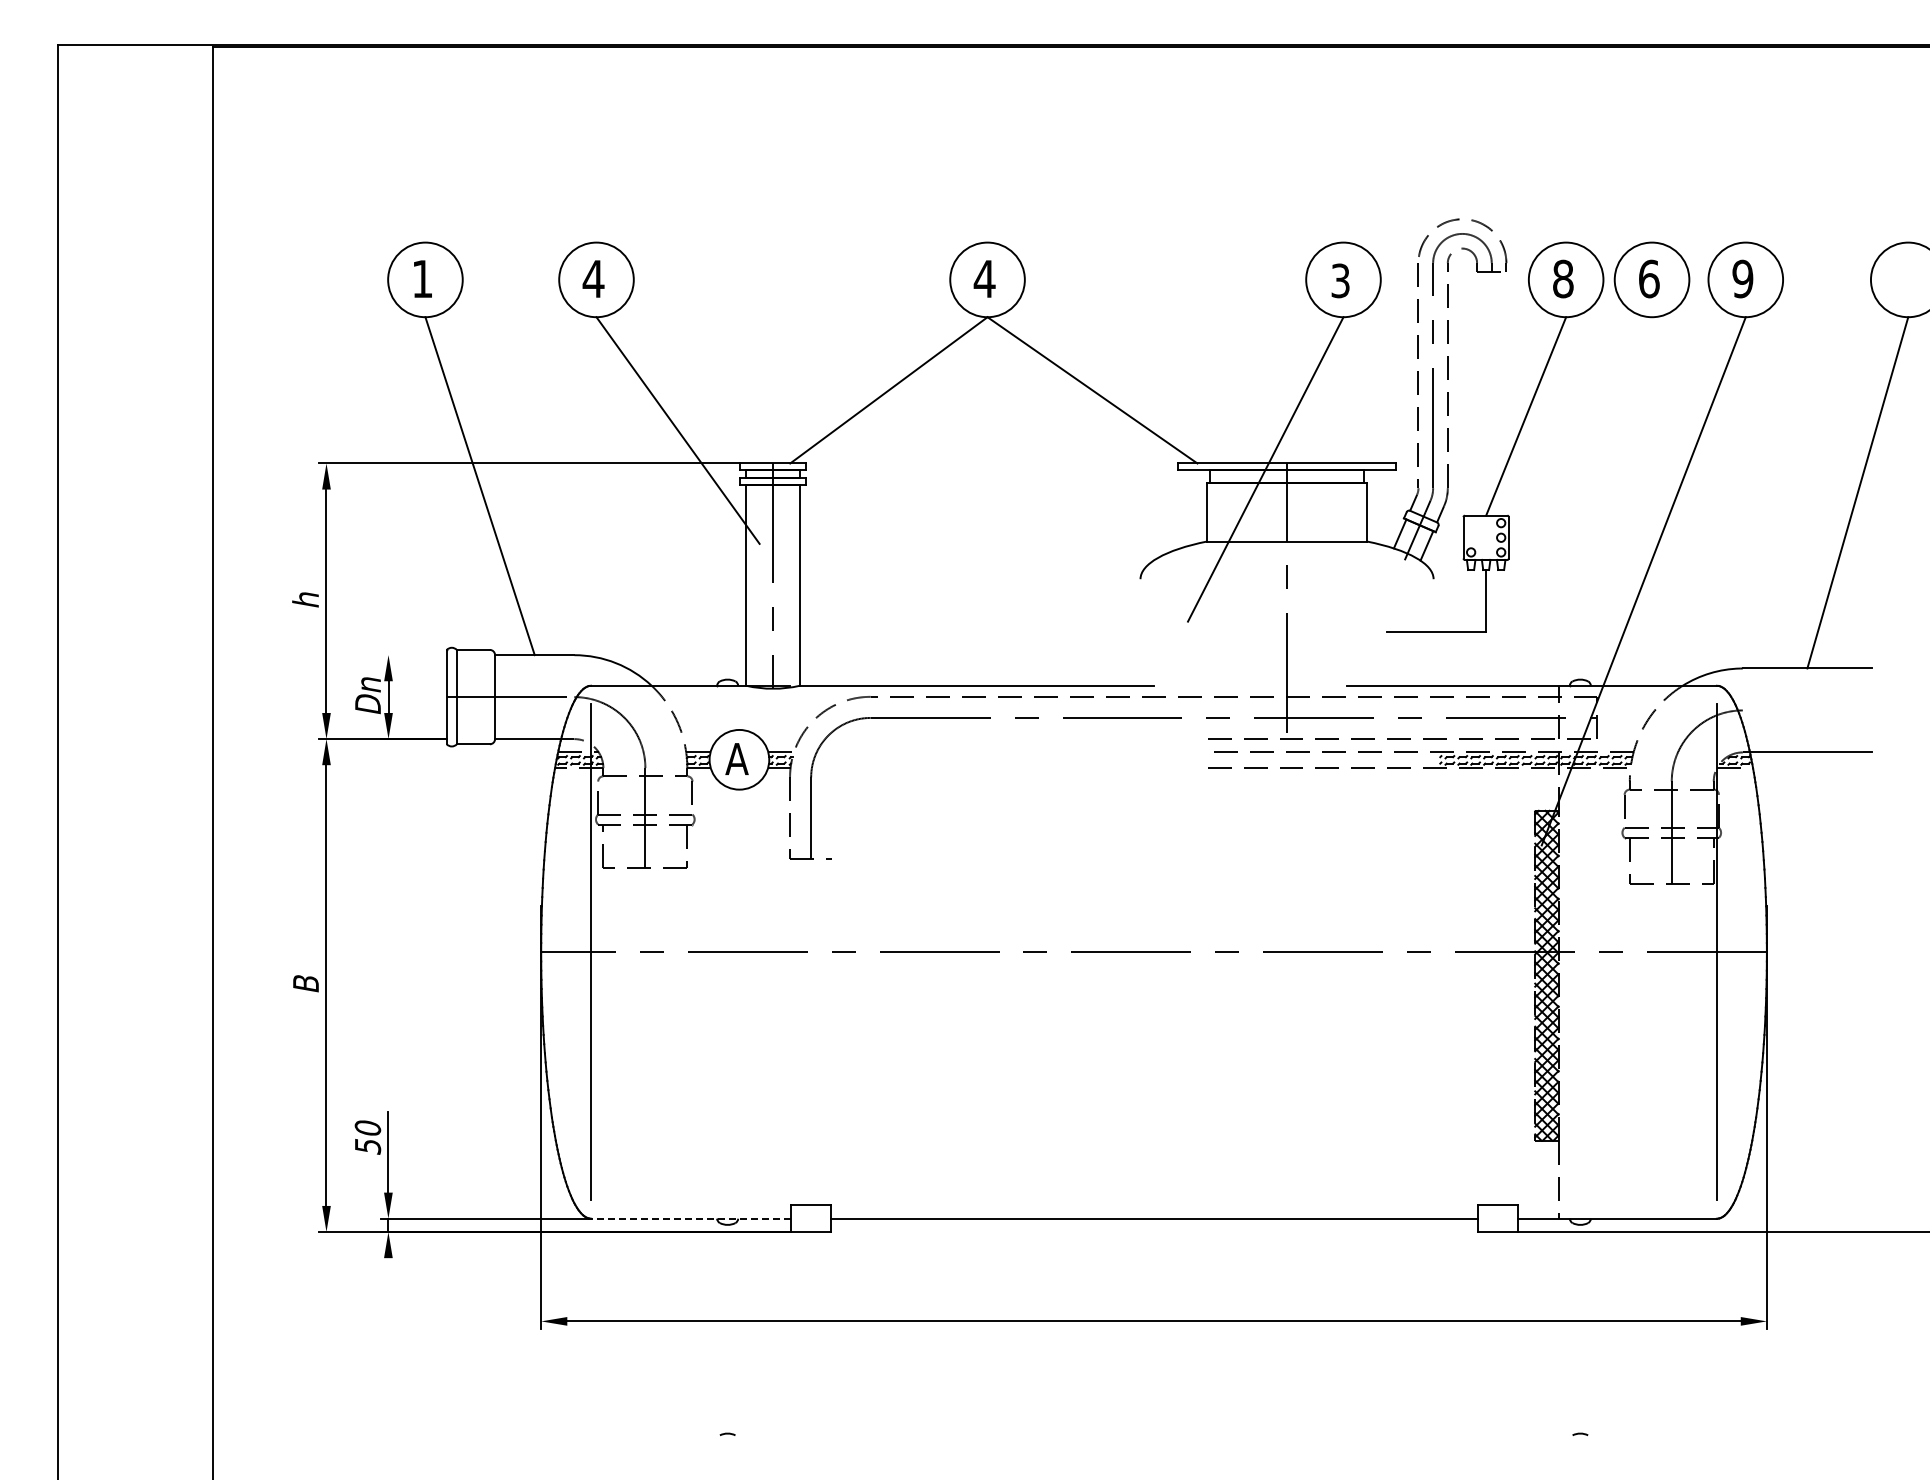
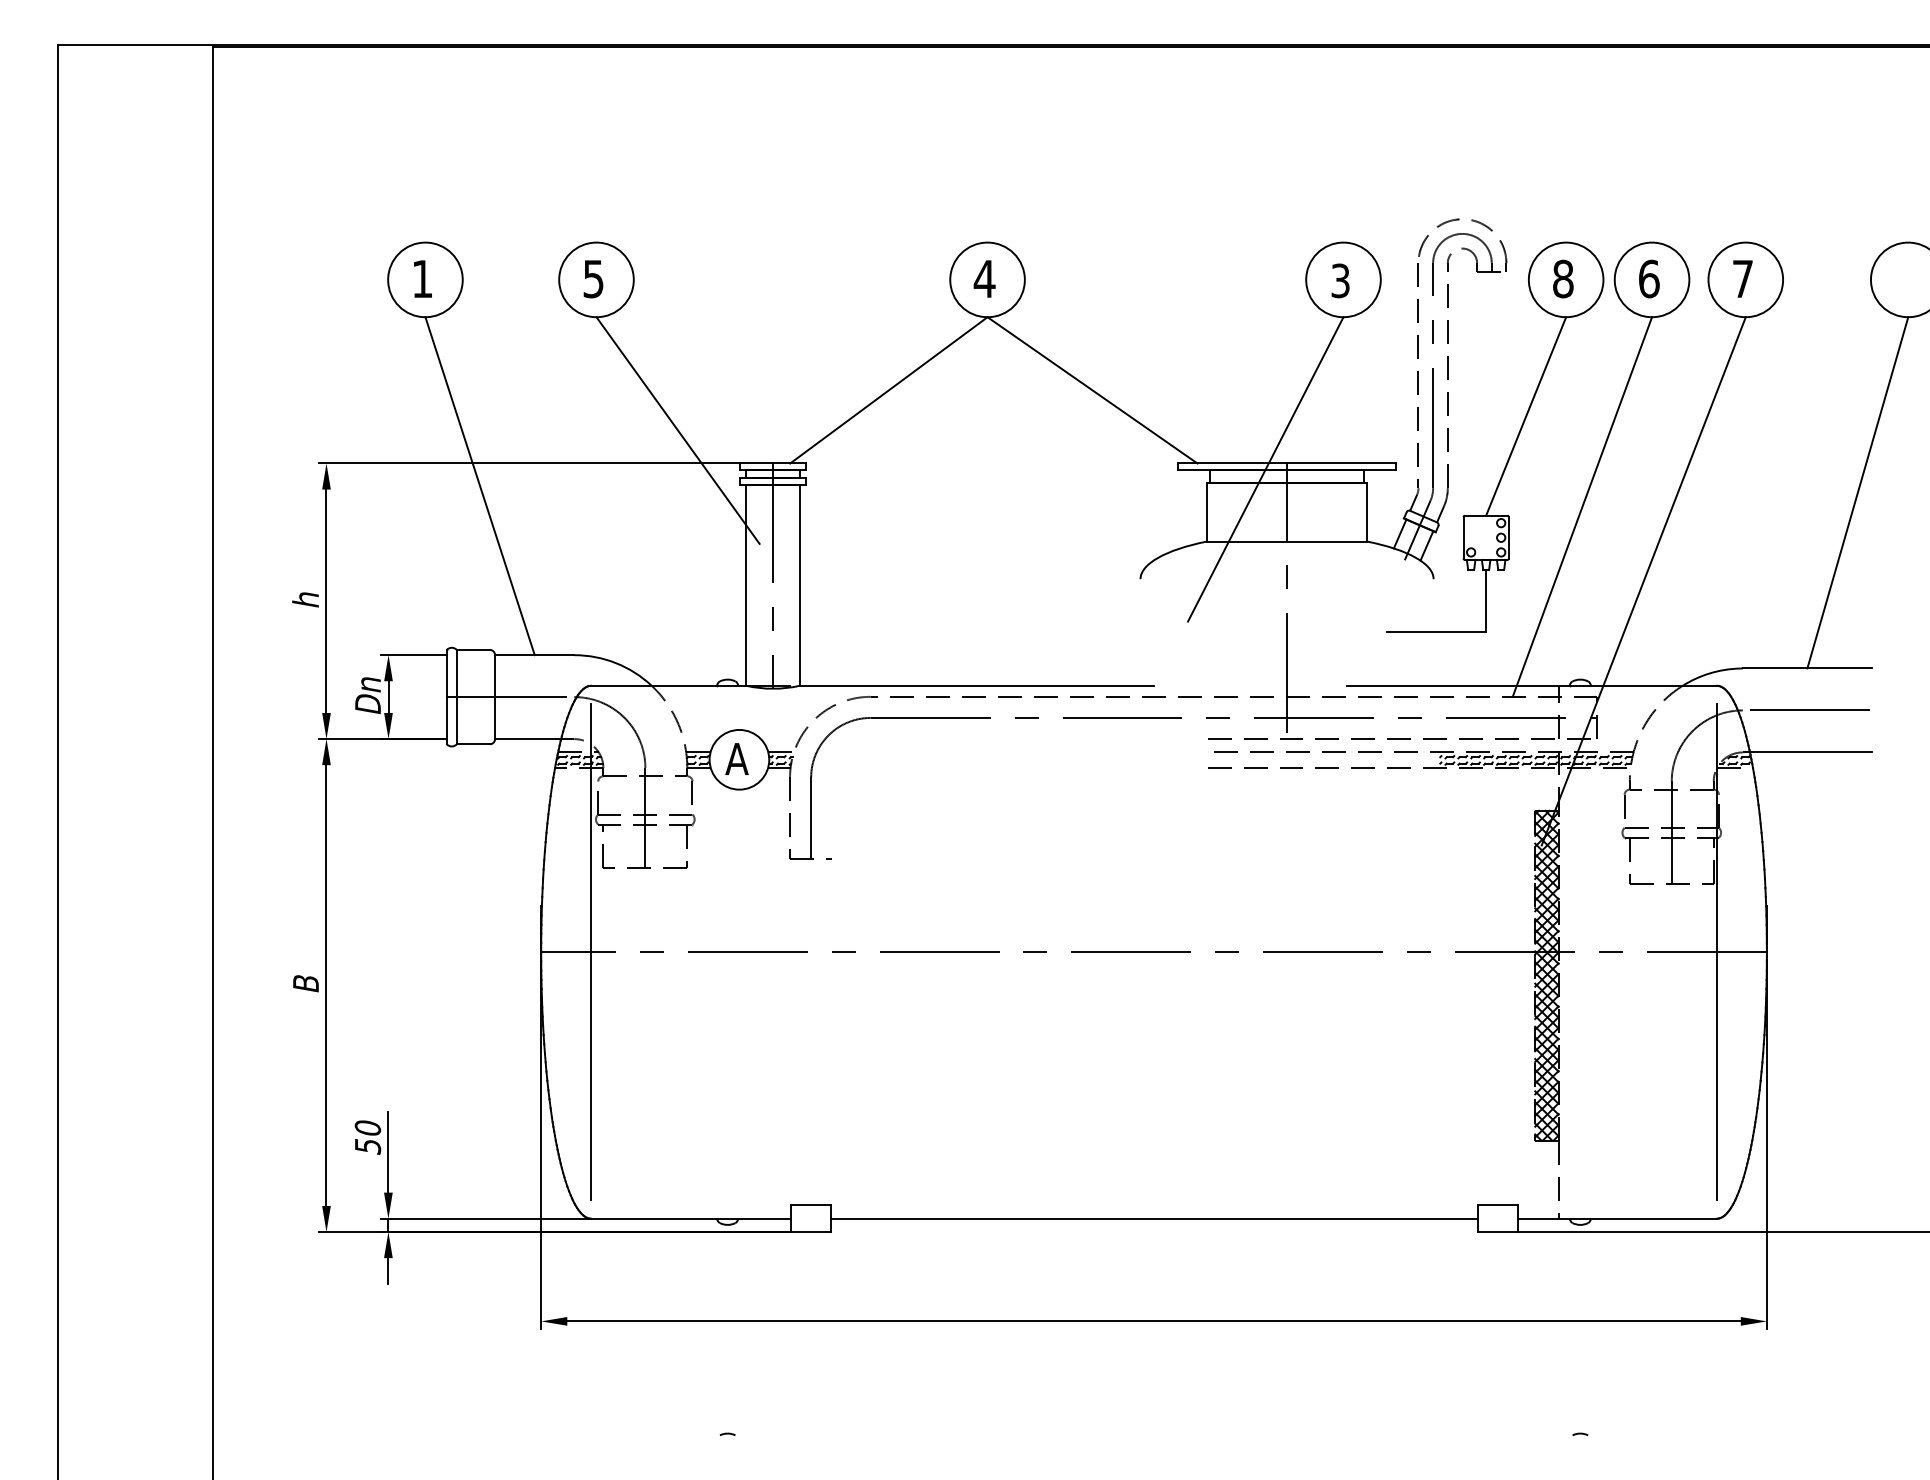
text: 9 -> 7 (1742, 278)
text: 4 -> 5 (593, 279)
line: none -> present (1582, 506)
line: none -> present (413, 655)
line: none -> present (1809, 709)
line: dashed -> solid (690, 1218)
line: none -> present (388, 1271)
